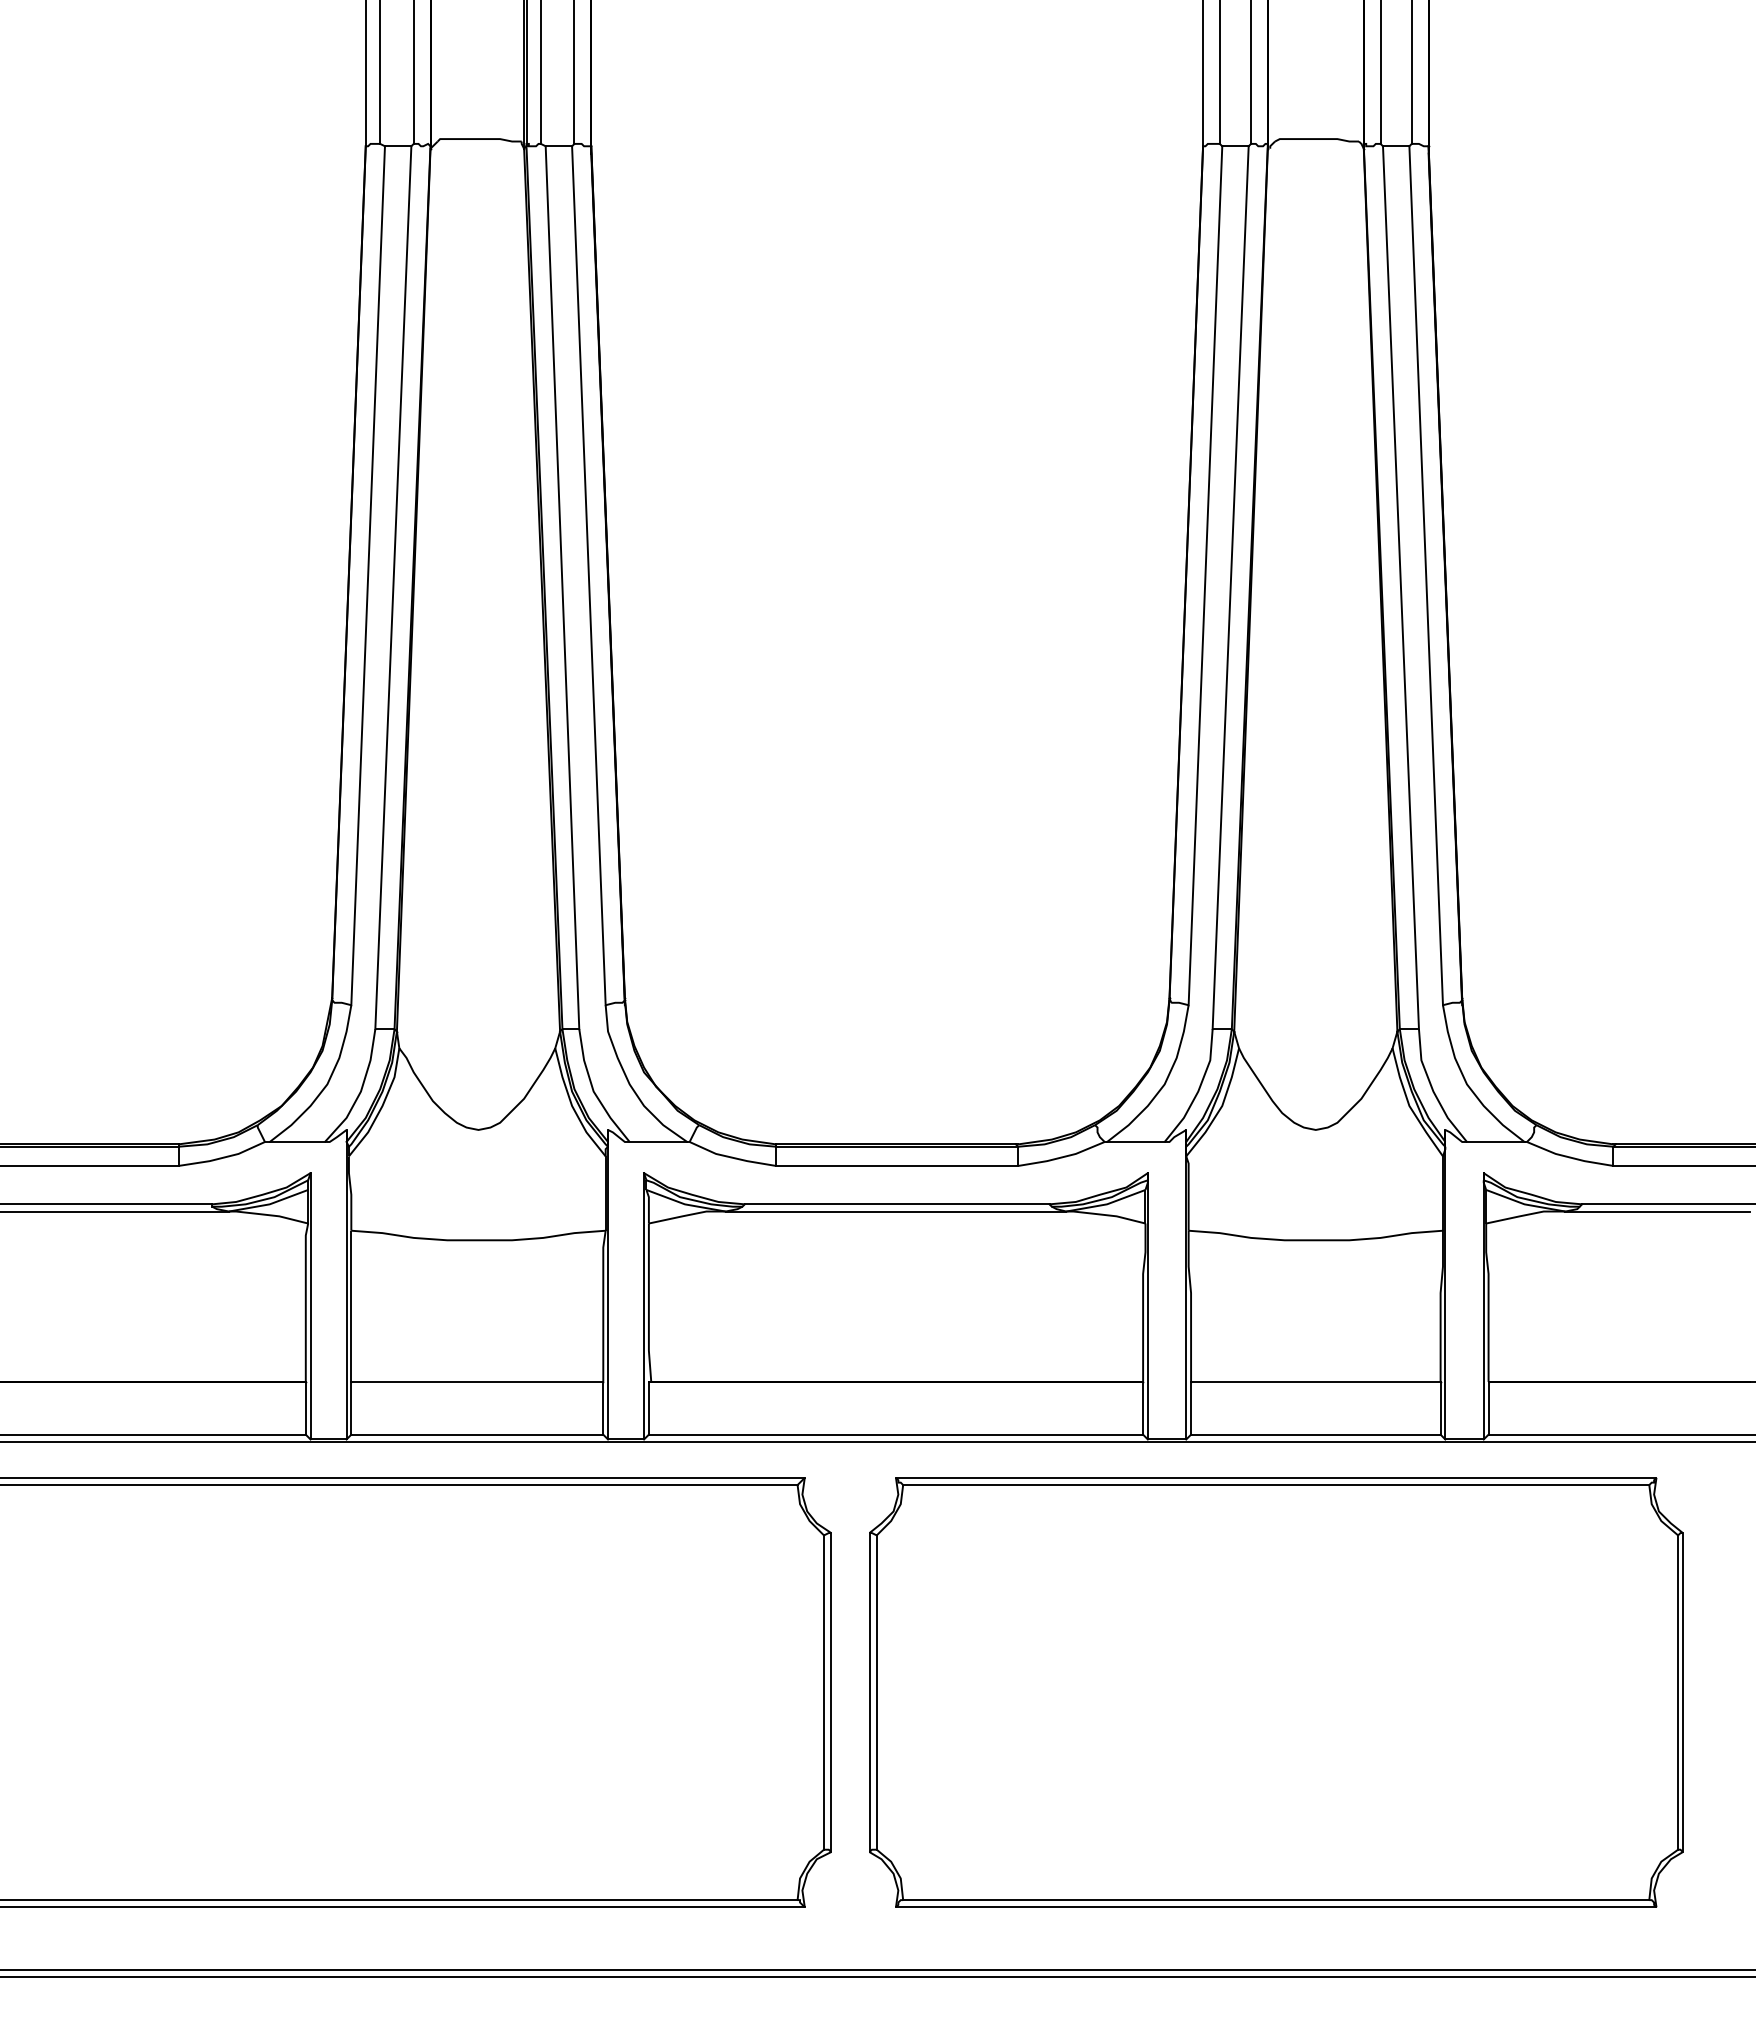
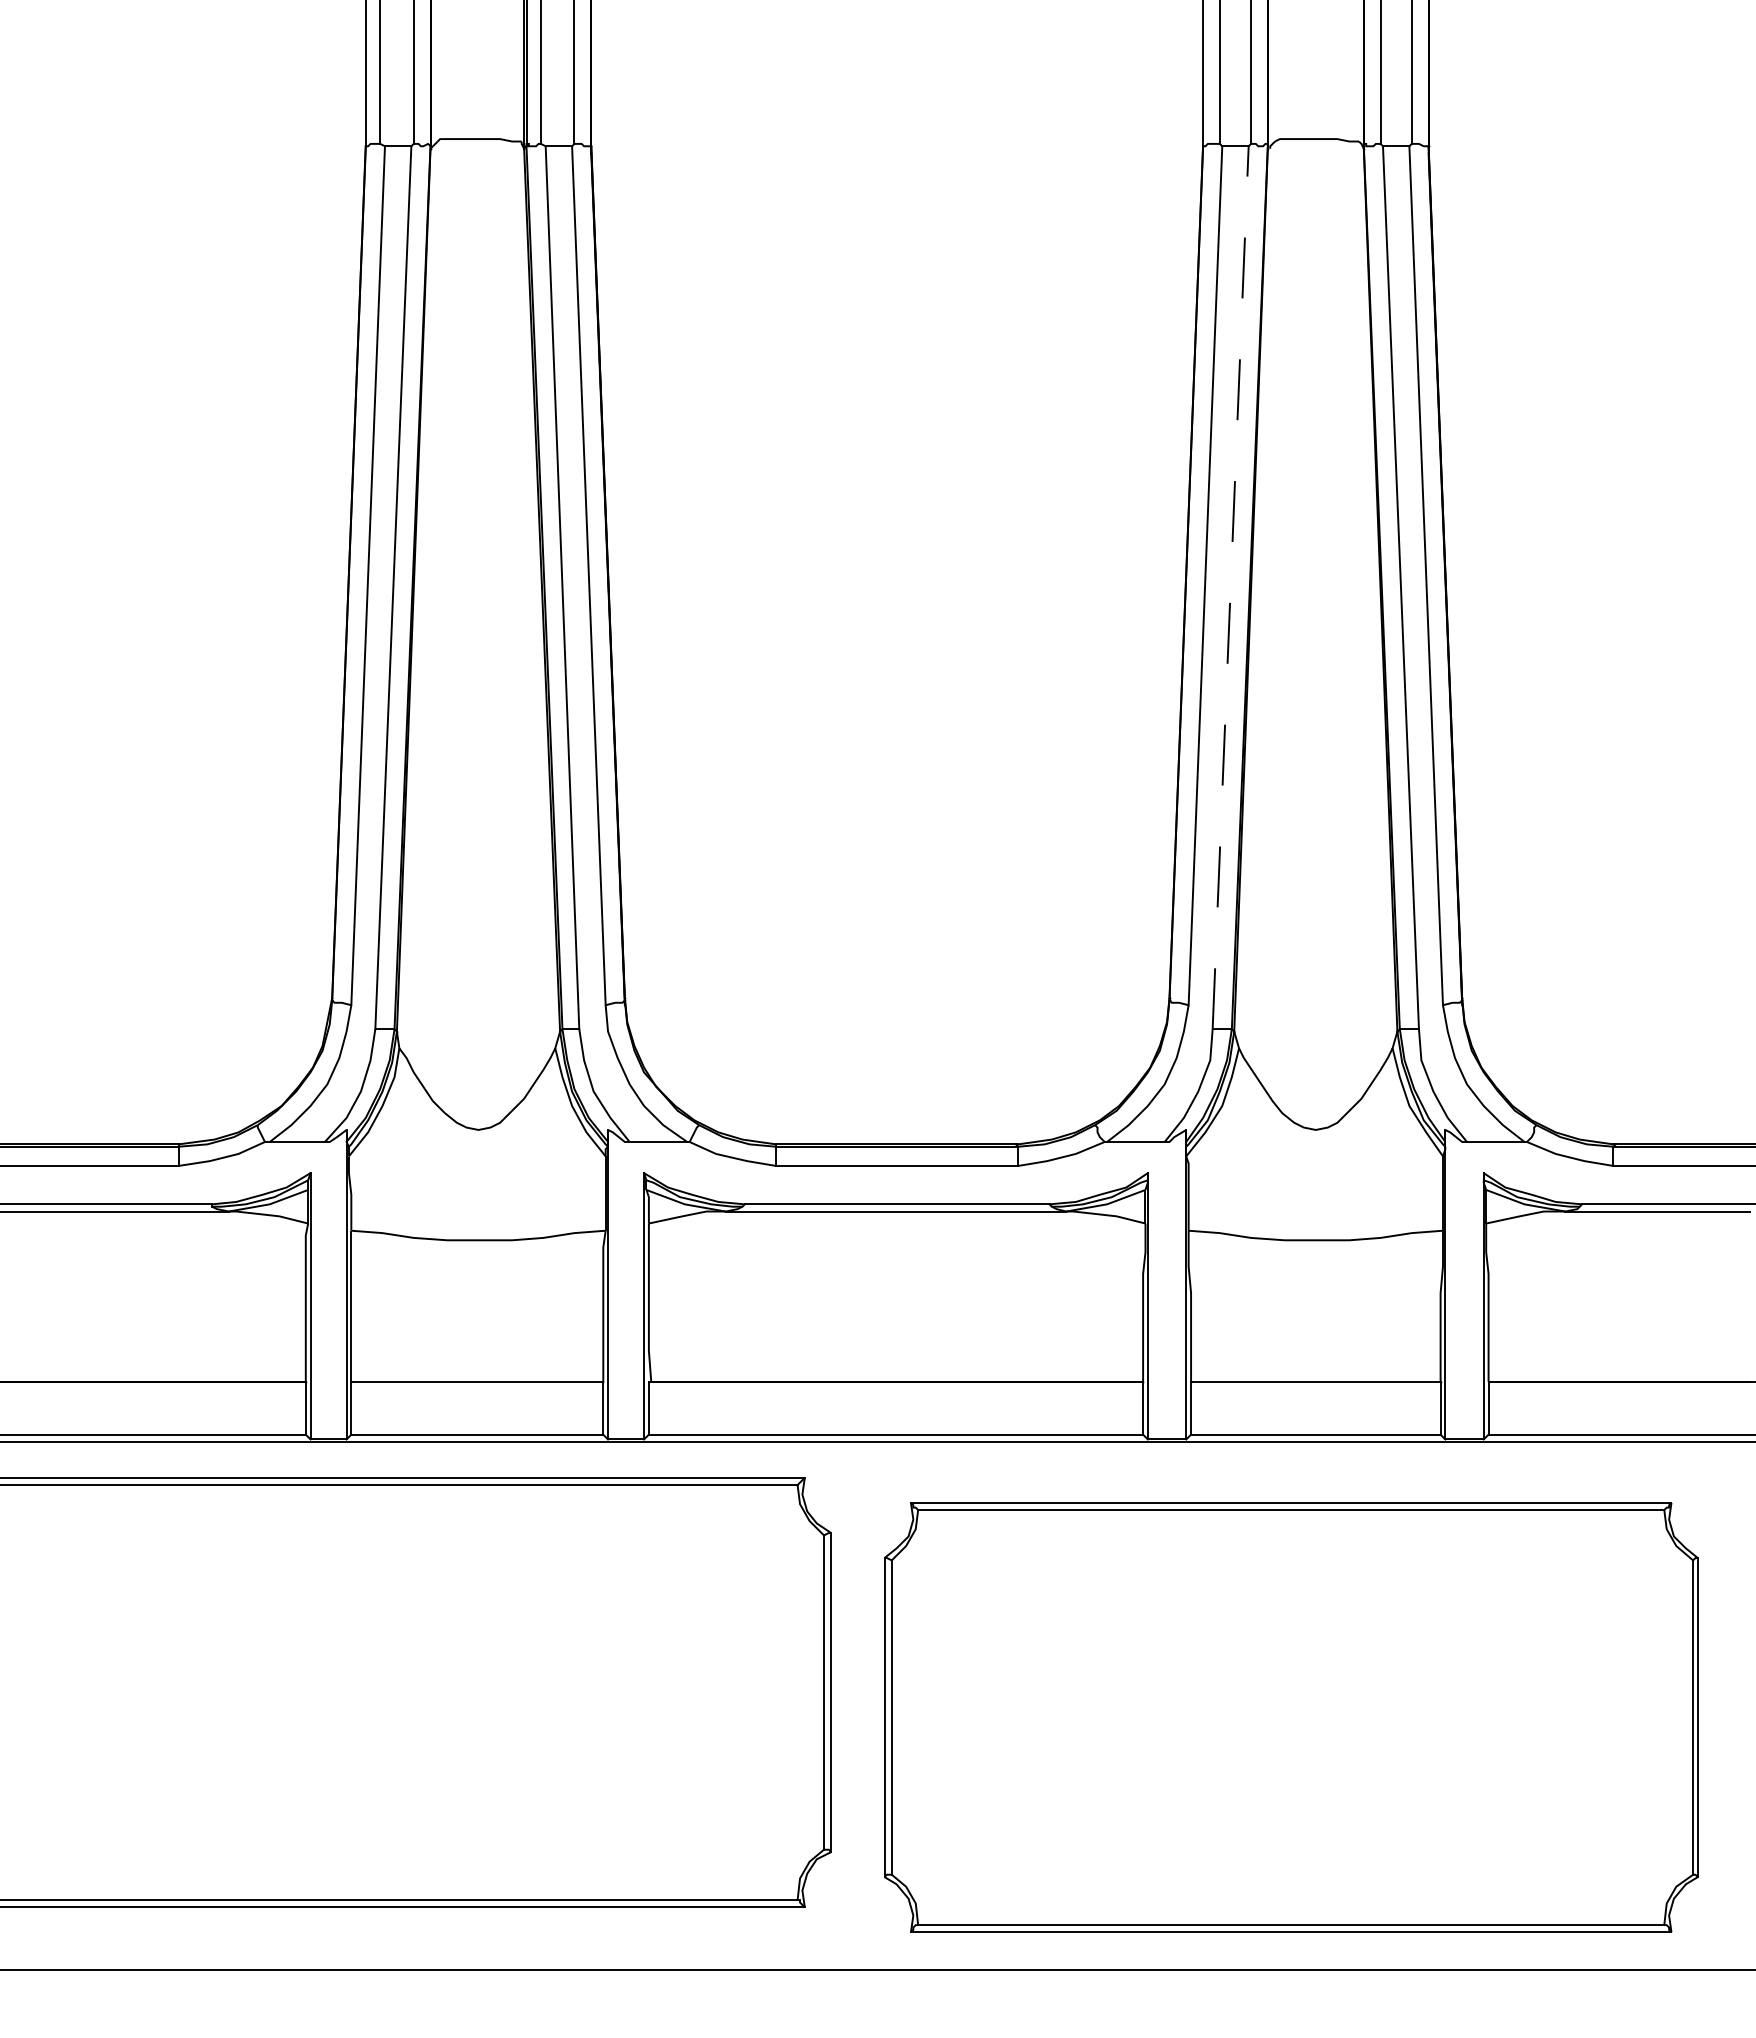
line: solid -> dashed (1230, 587)
part position: (1276, 1692) -> (1291, 1717) (1291, 1717)
line: present -> none (877, 1976)
